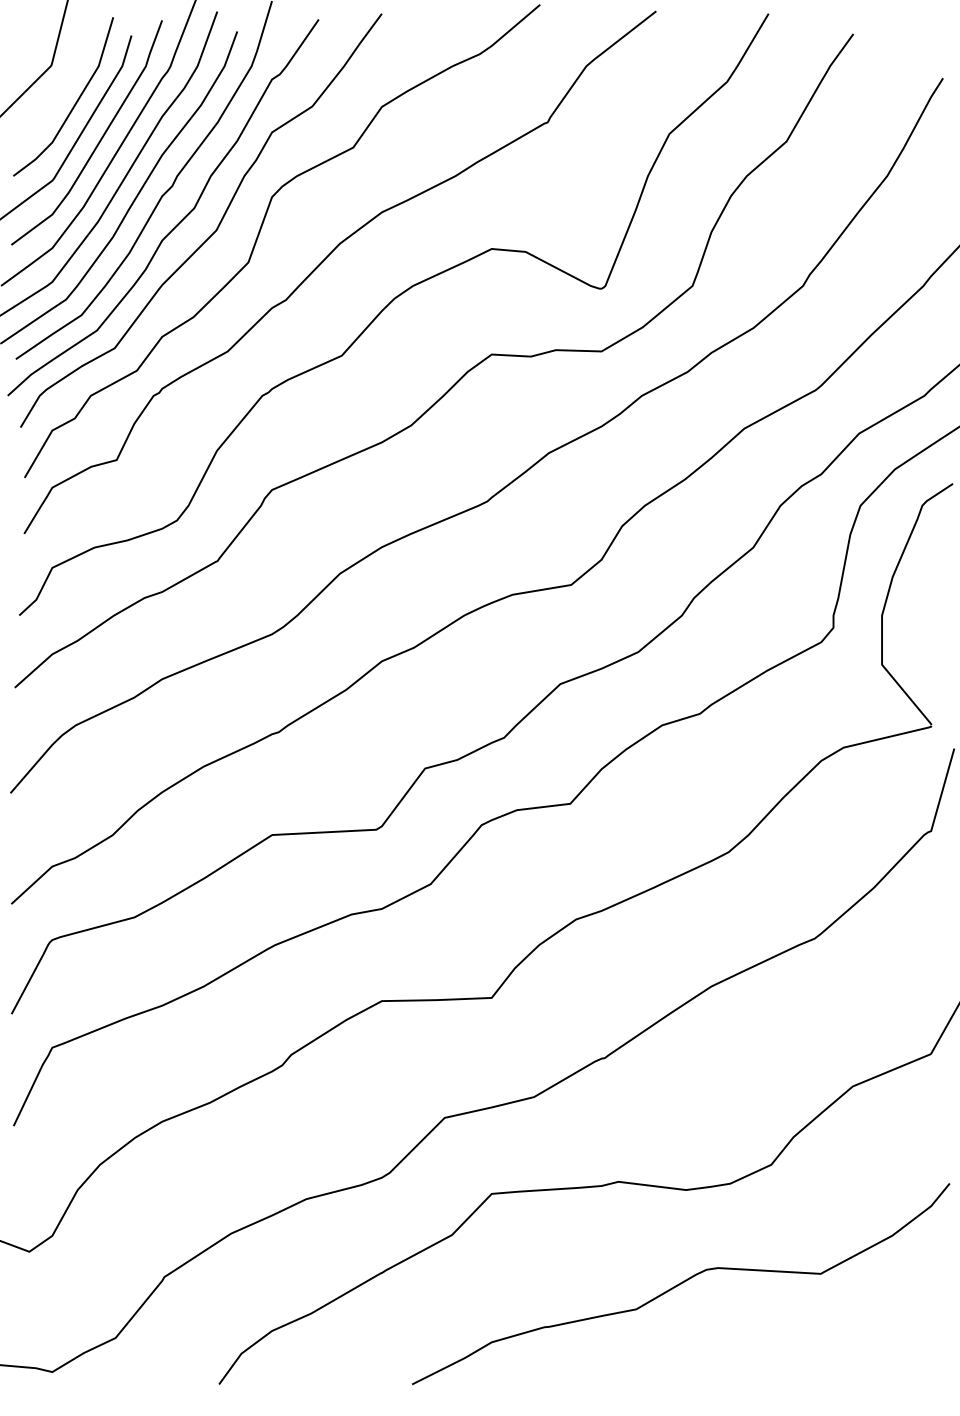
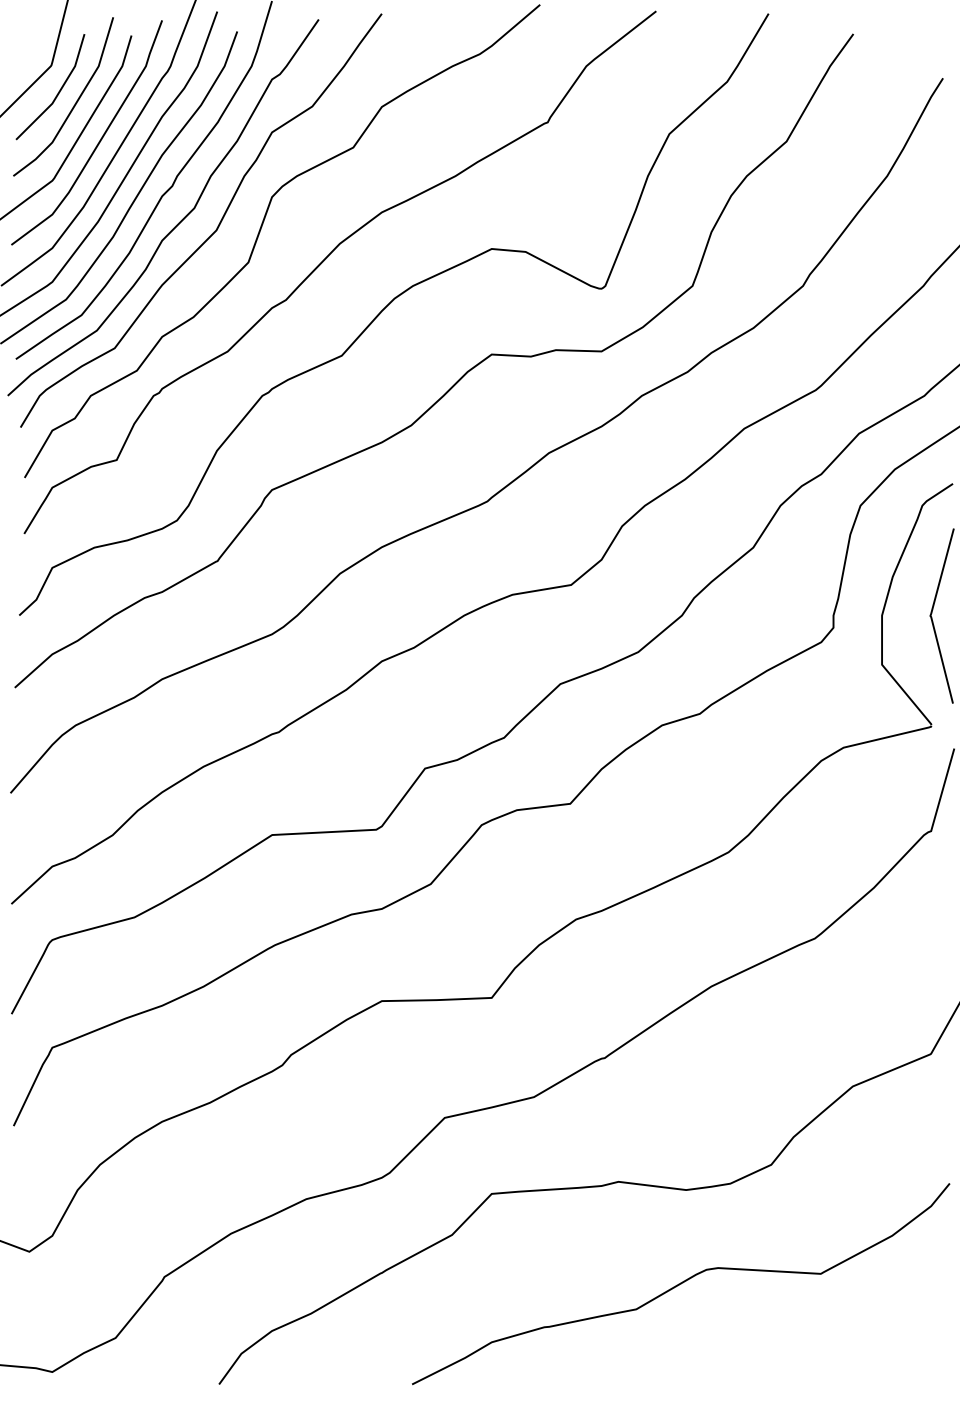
line: none -> present (58, 91)
curve: none -> present (932, 613)
